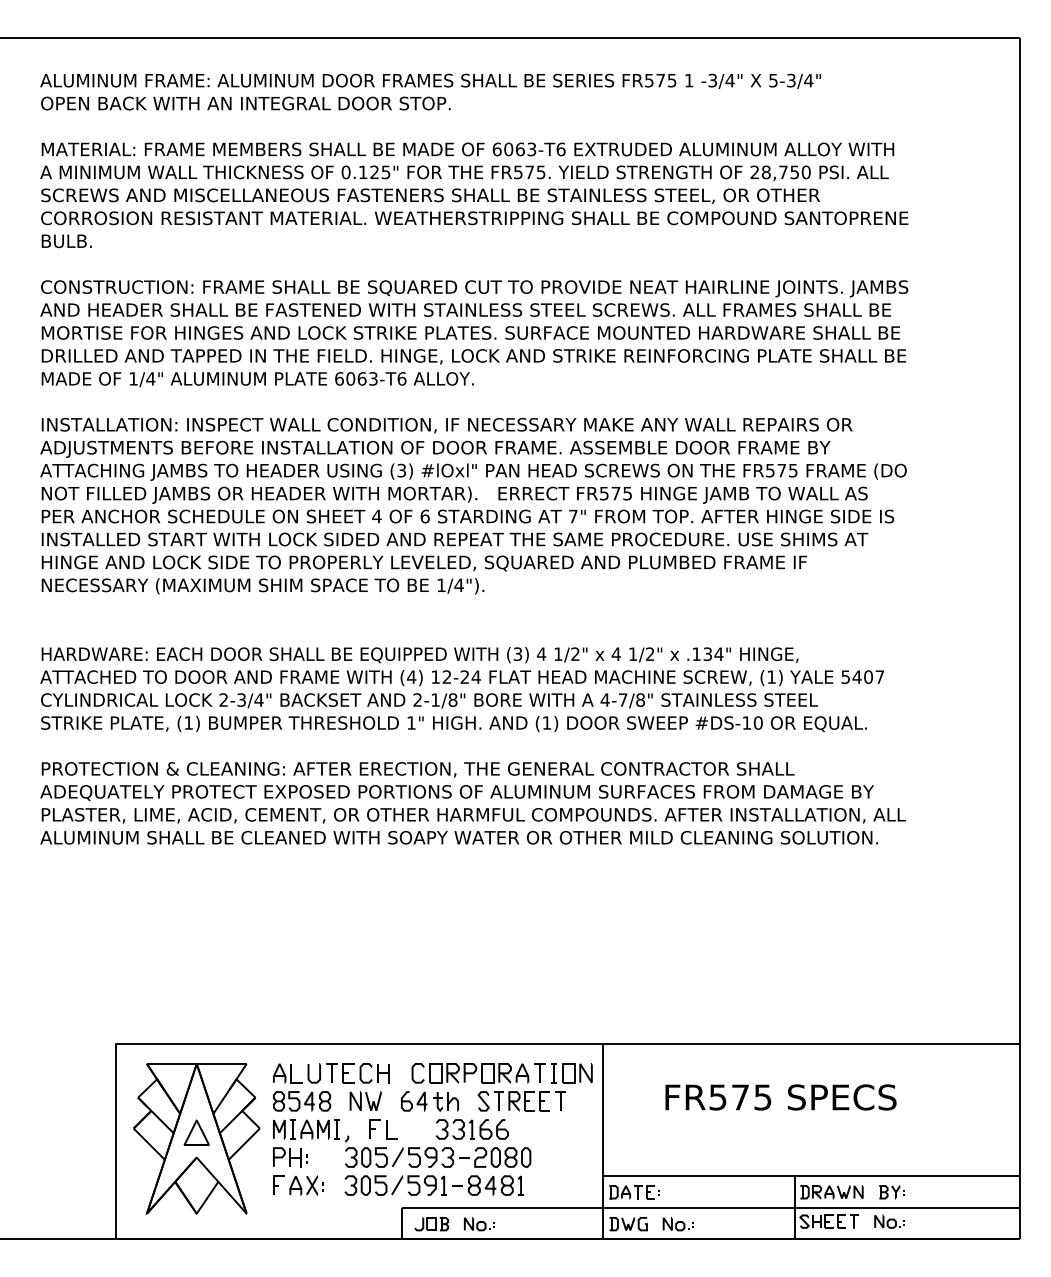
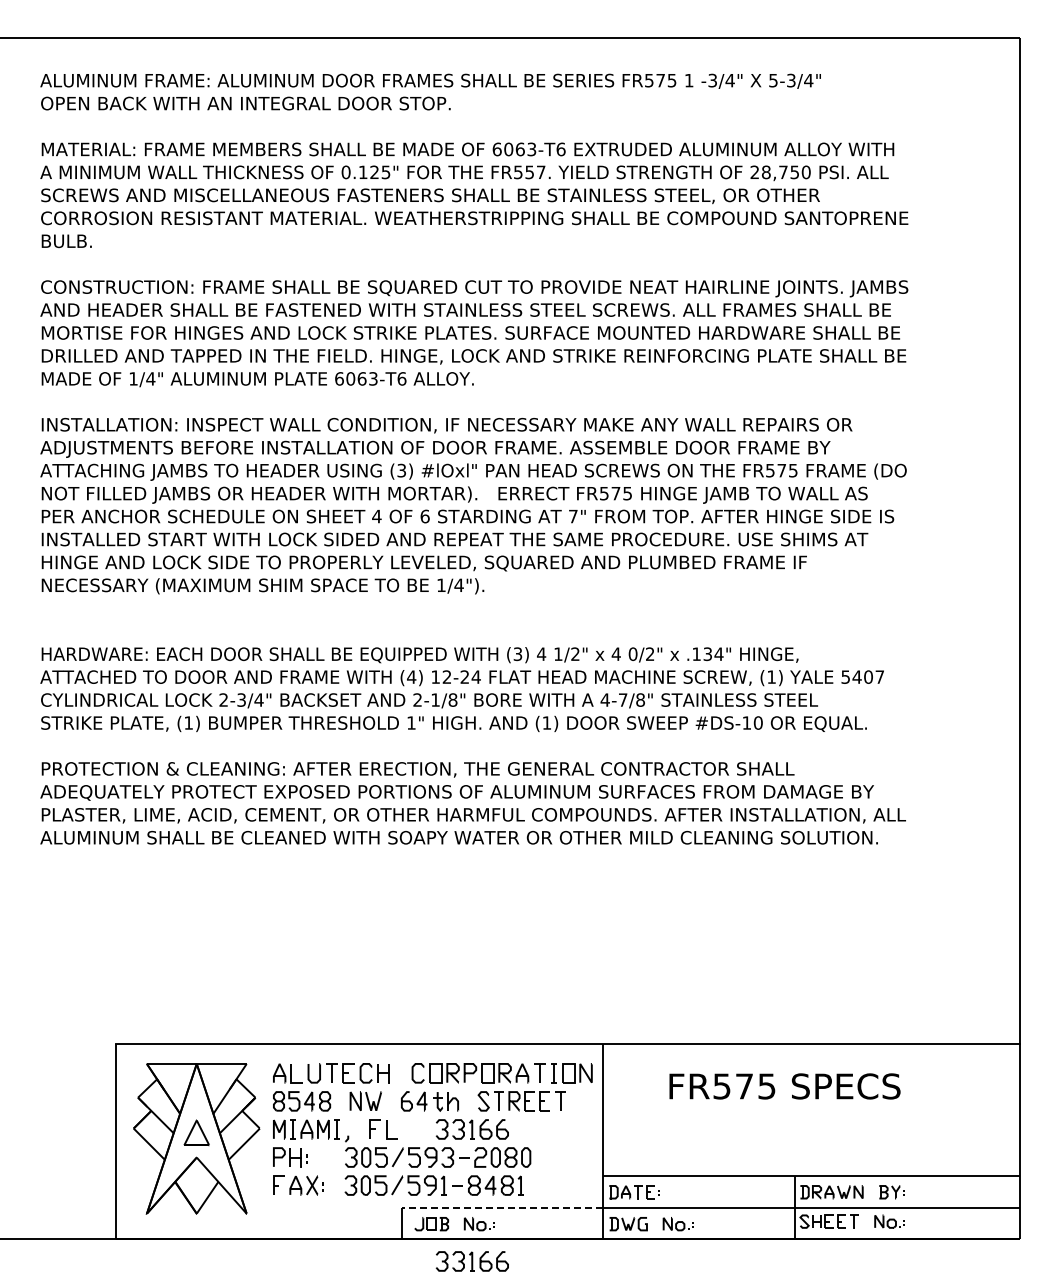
text: FR575. -> FR557. (535, 172)
text: 1/2" -> 0/2" (632, 654)
text position: (780, 1097) -> (784, 1086) (784, 1086)
line: solid -> dashed (501, 1207)
part: none -> present (471, 1261)
